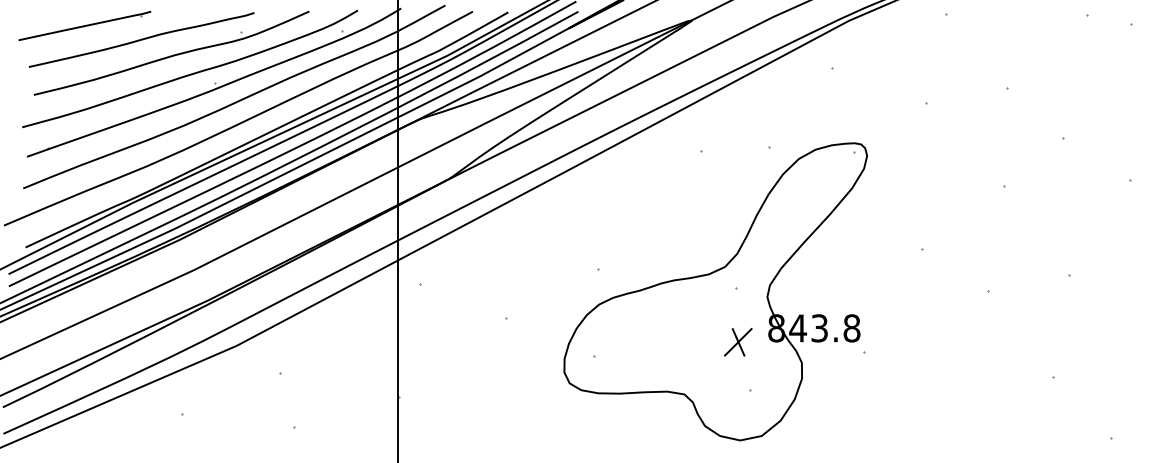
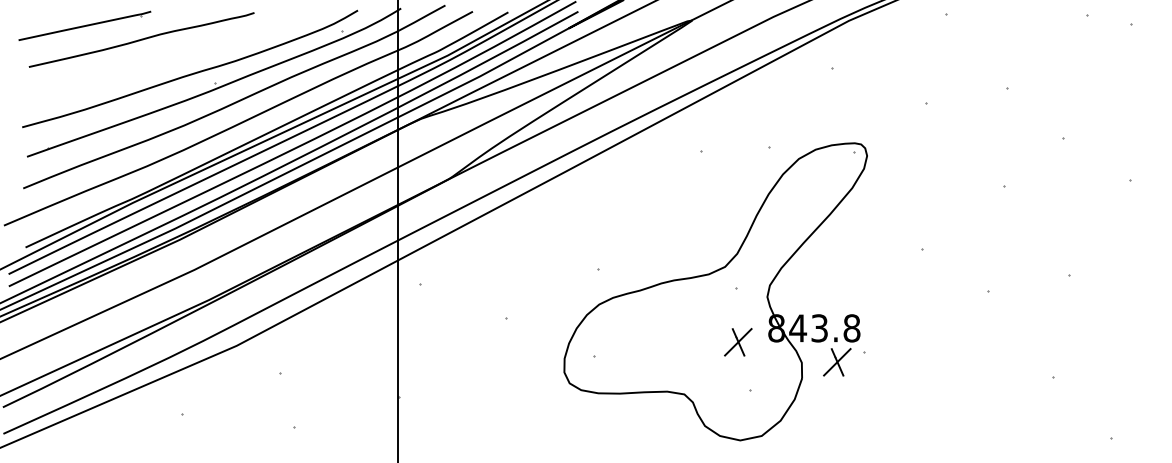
part: present -> none (171, 52)
part: none -> present (837, 362)
